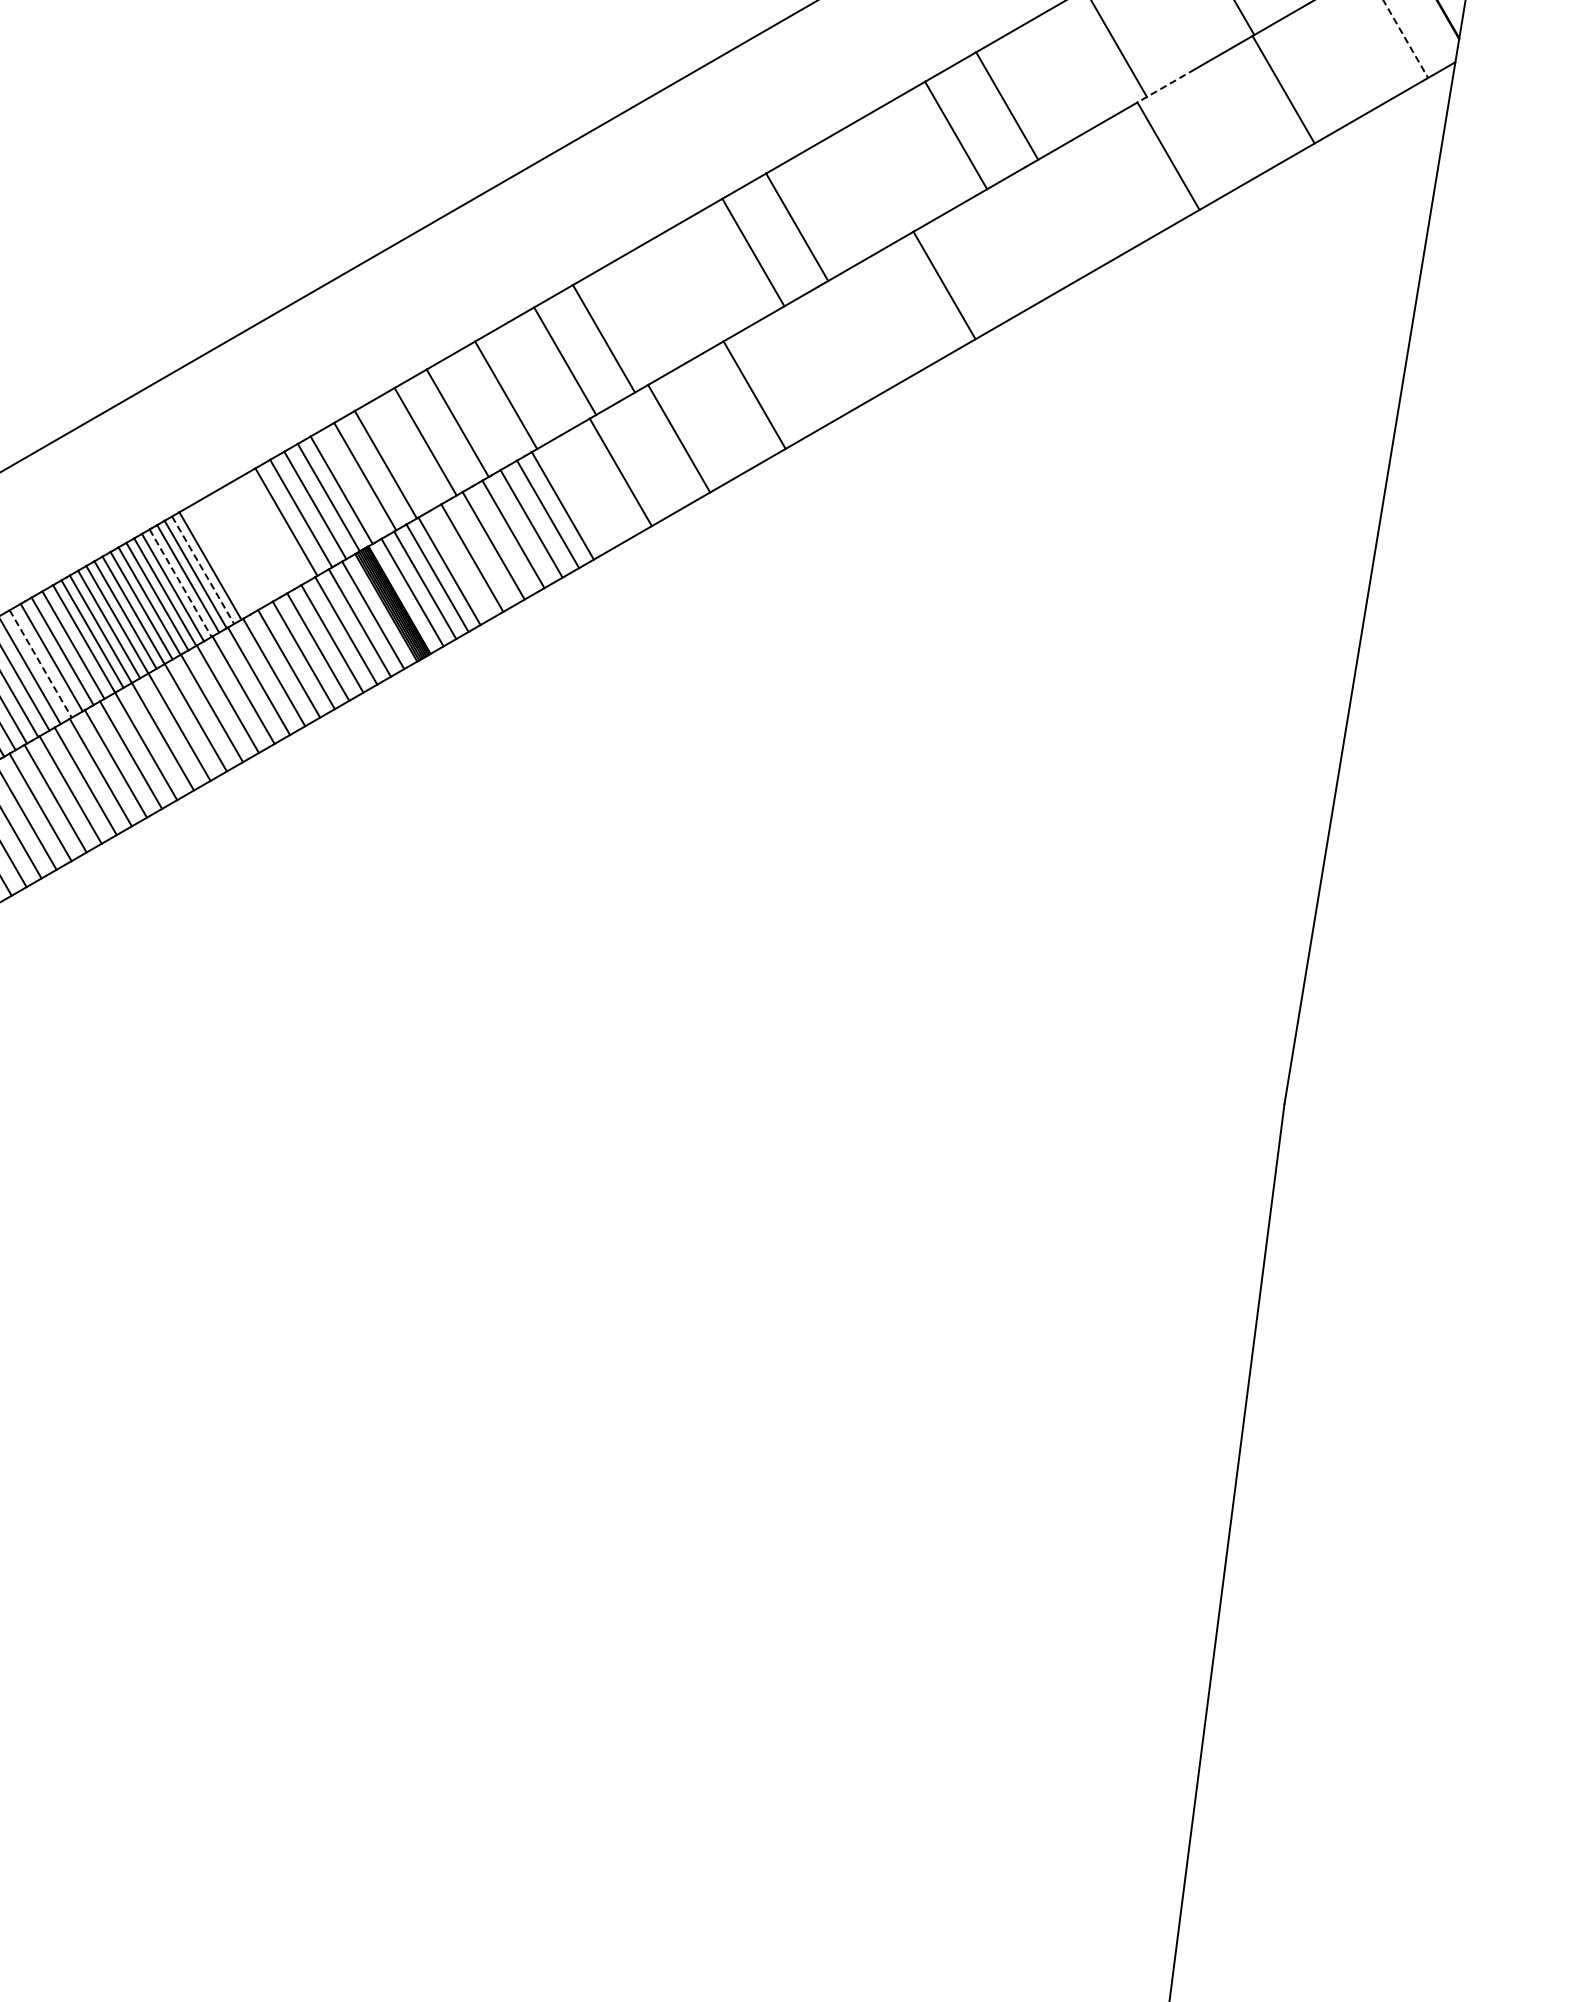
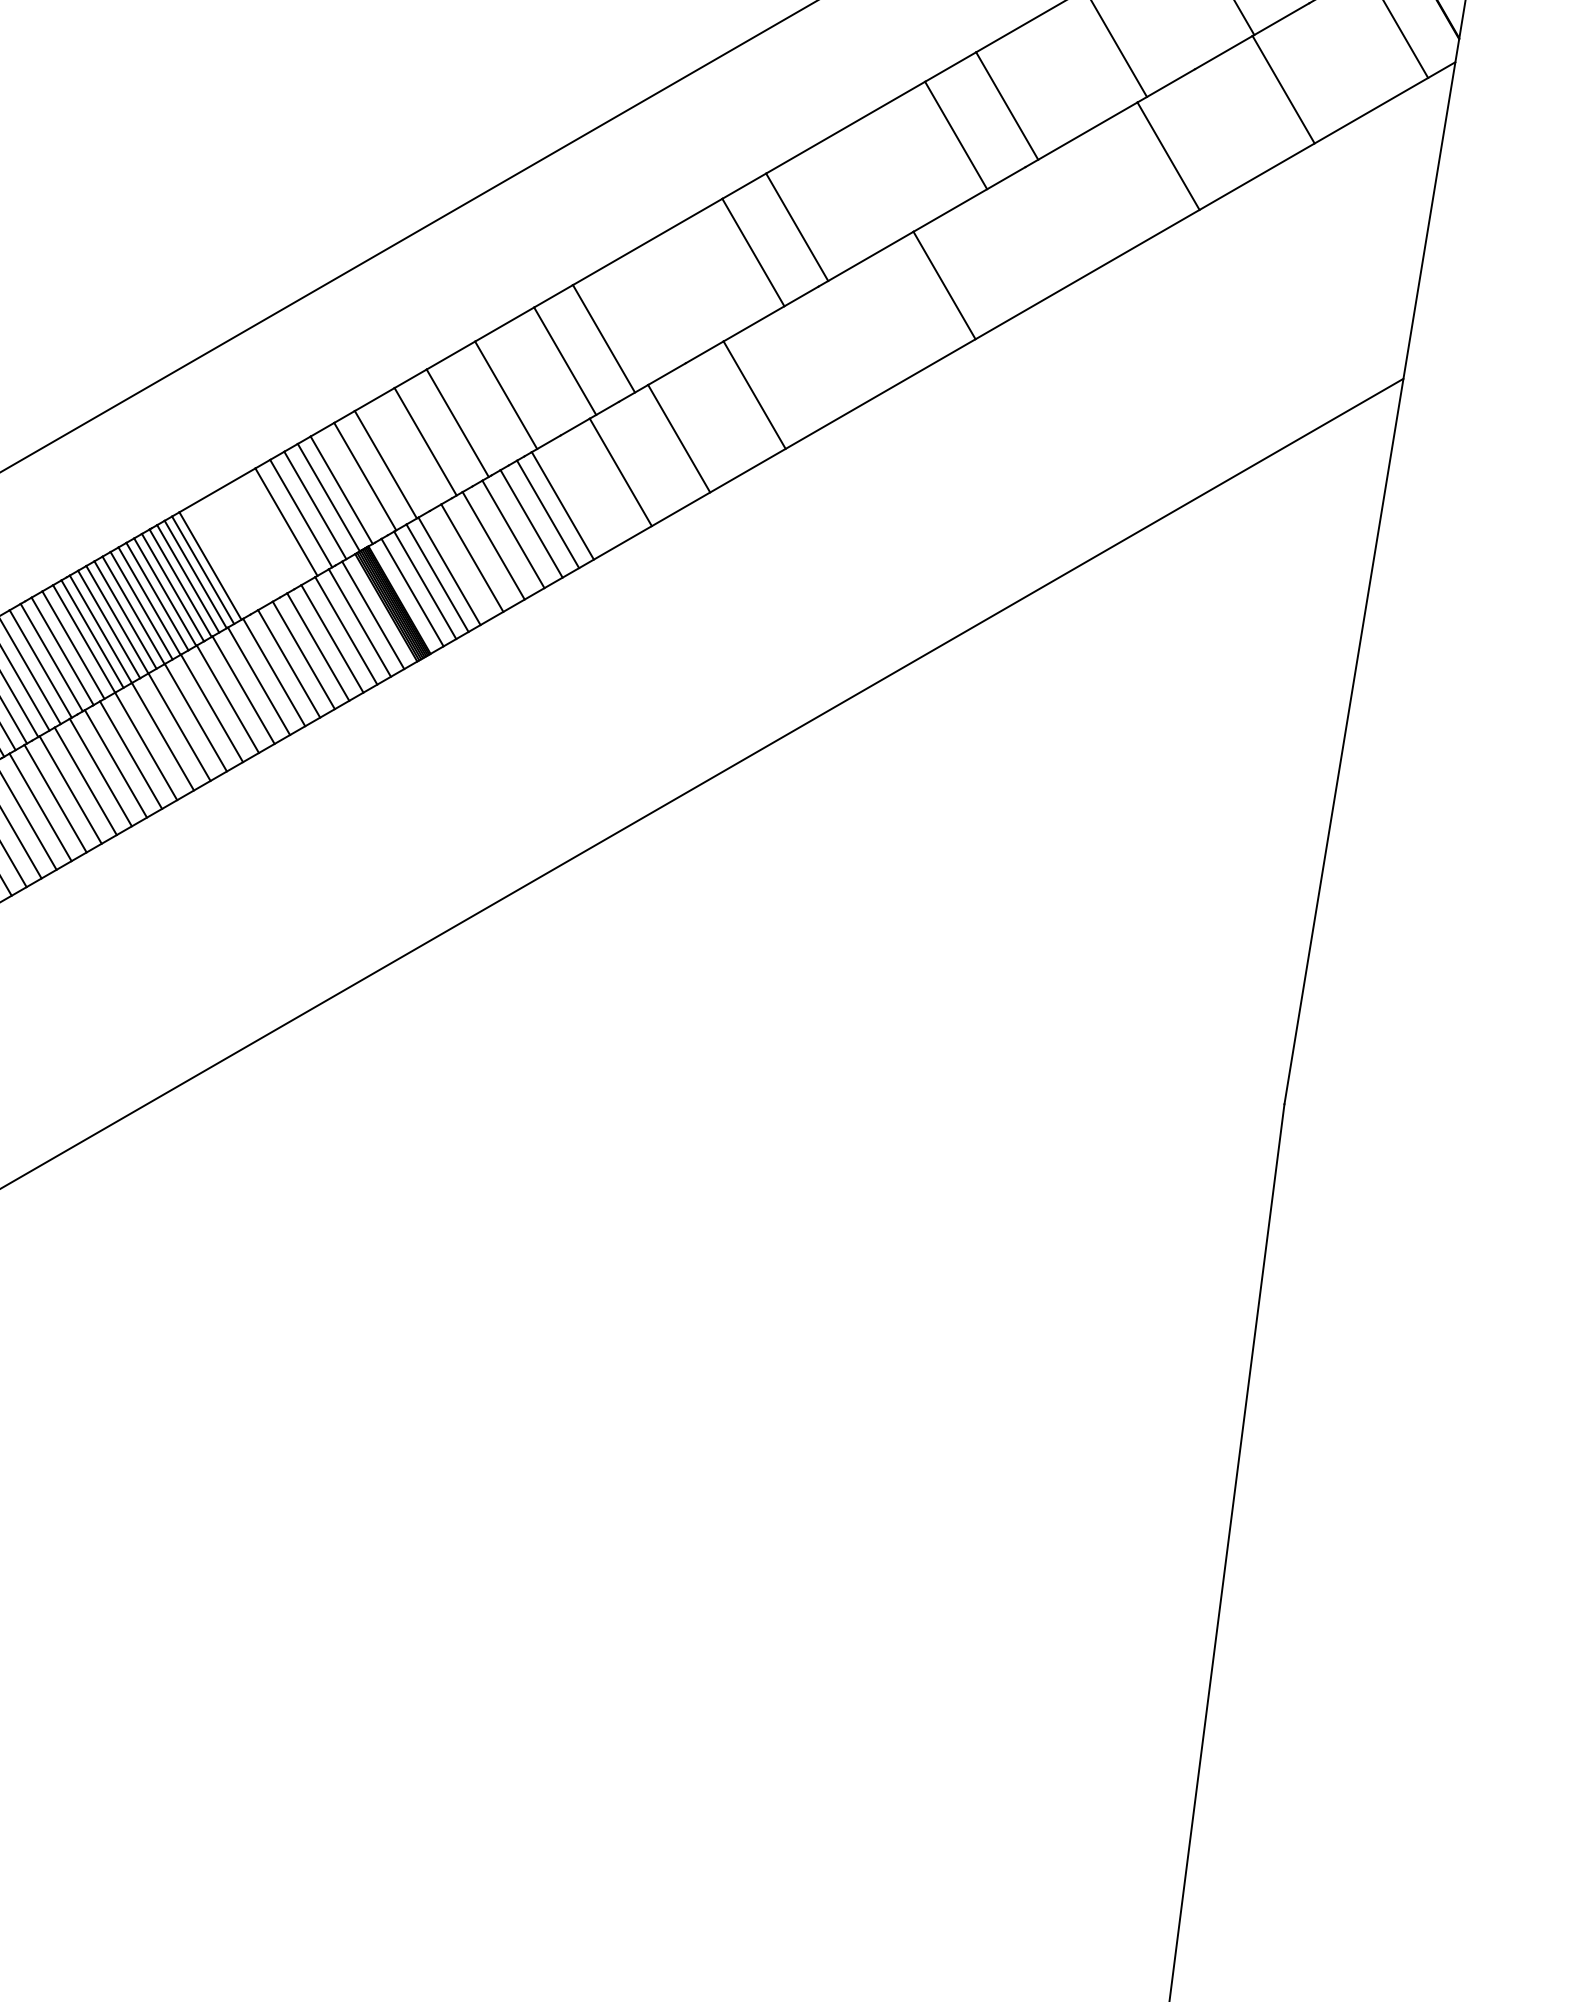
line: dashed -> solid (1405, 39)
line: dashed -> solid (1165, 86)
line: dashed -> solid (203, 570)
line: dashed -> solid (180, 583)
line: dashed -> solid (41, 664)
line: none -> present (702, 782)
